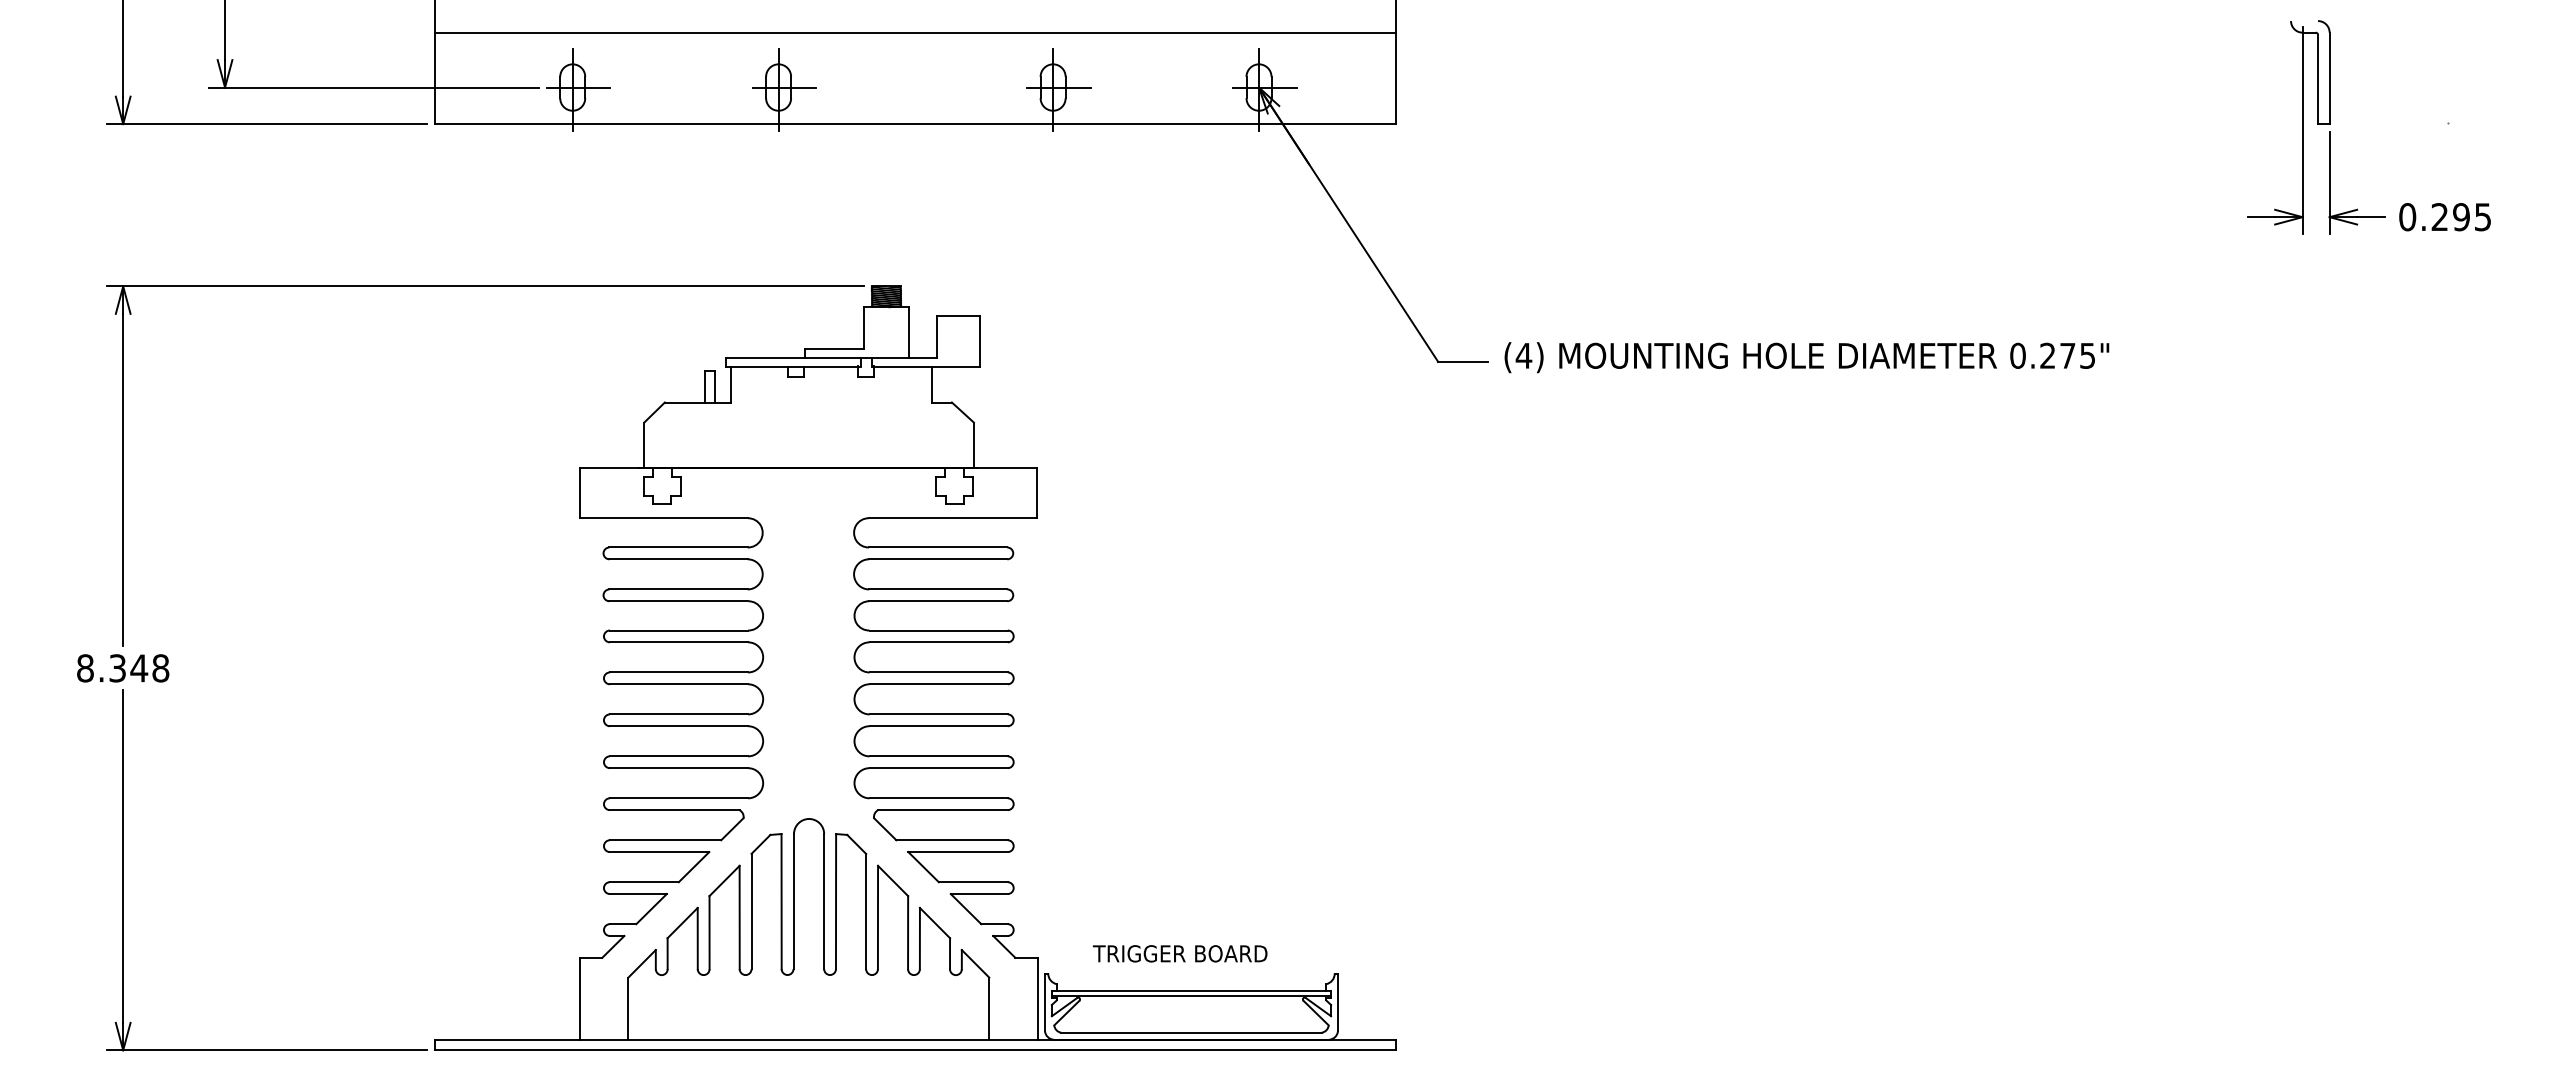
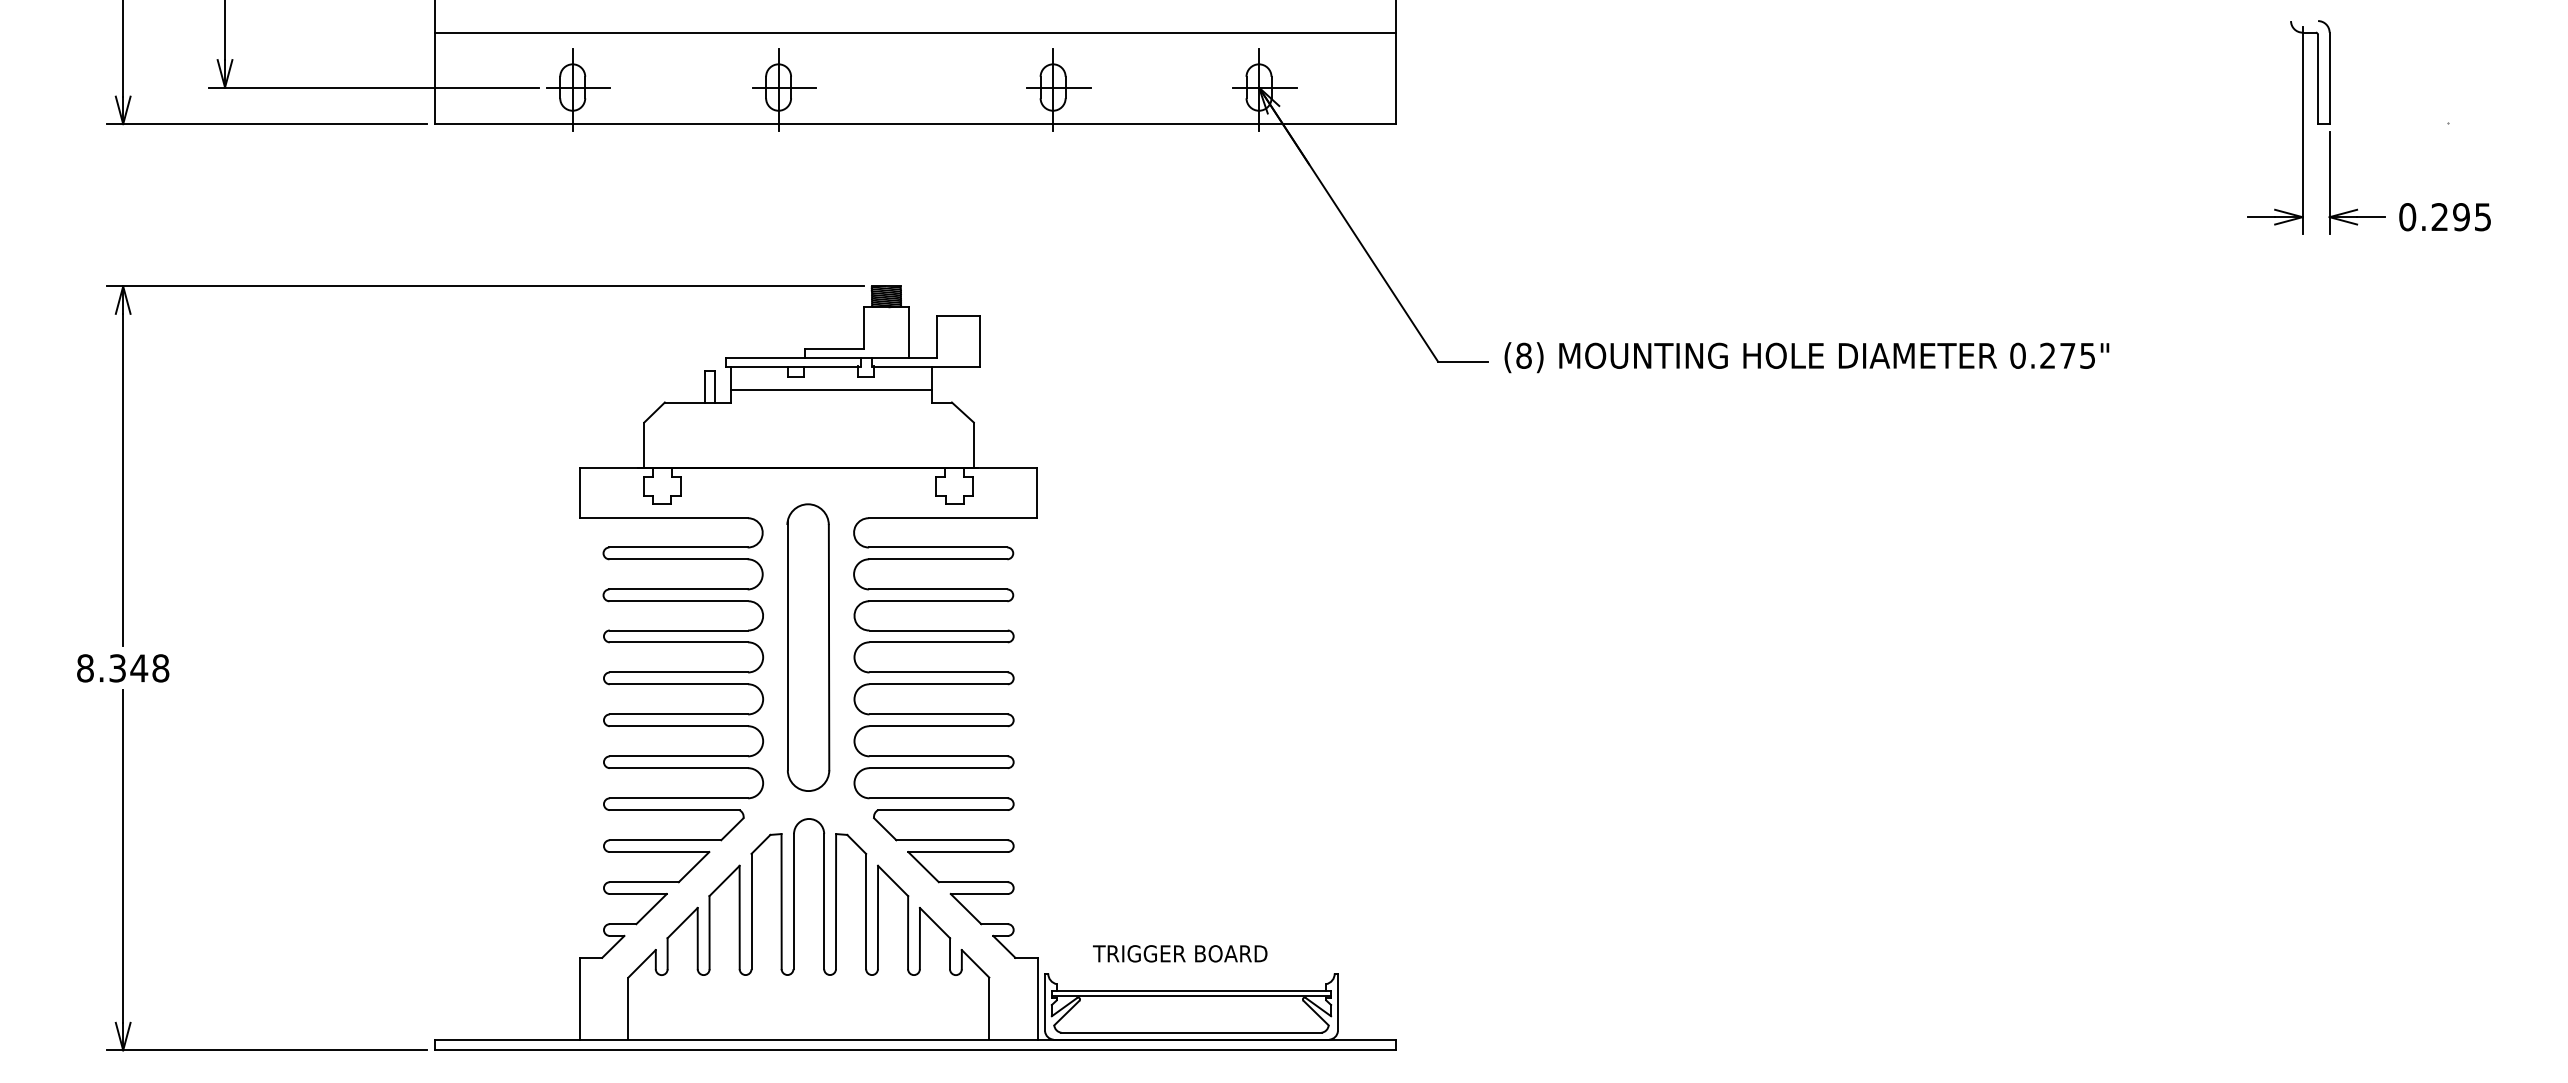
text: (4) -> (8) (1523, 355)
line: none -> present (831, 390)
part: none -> present (808, 647)
